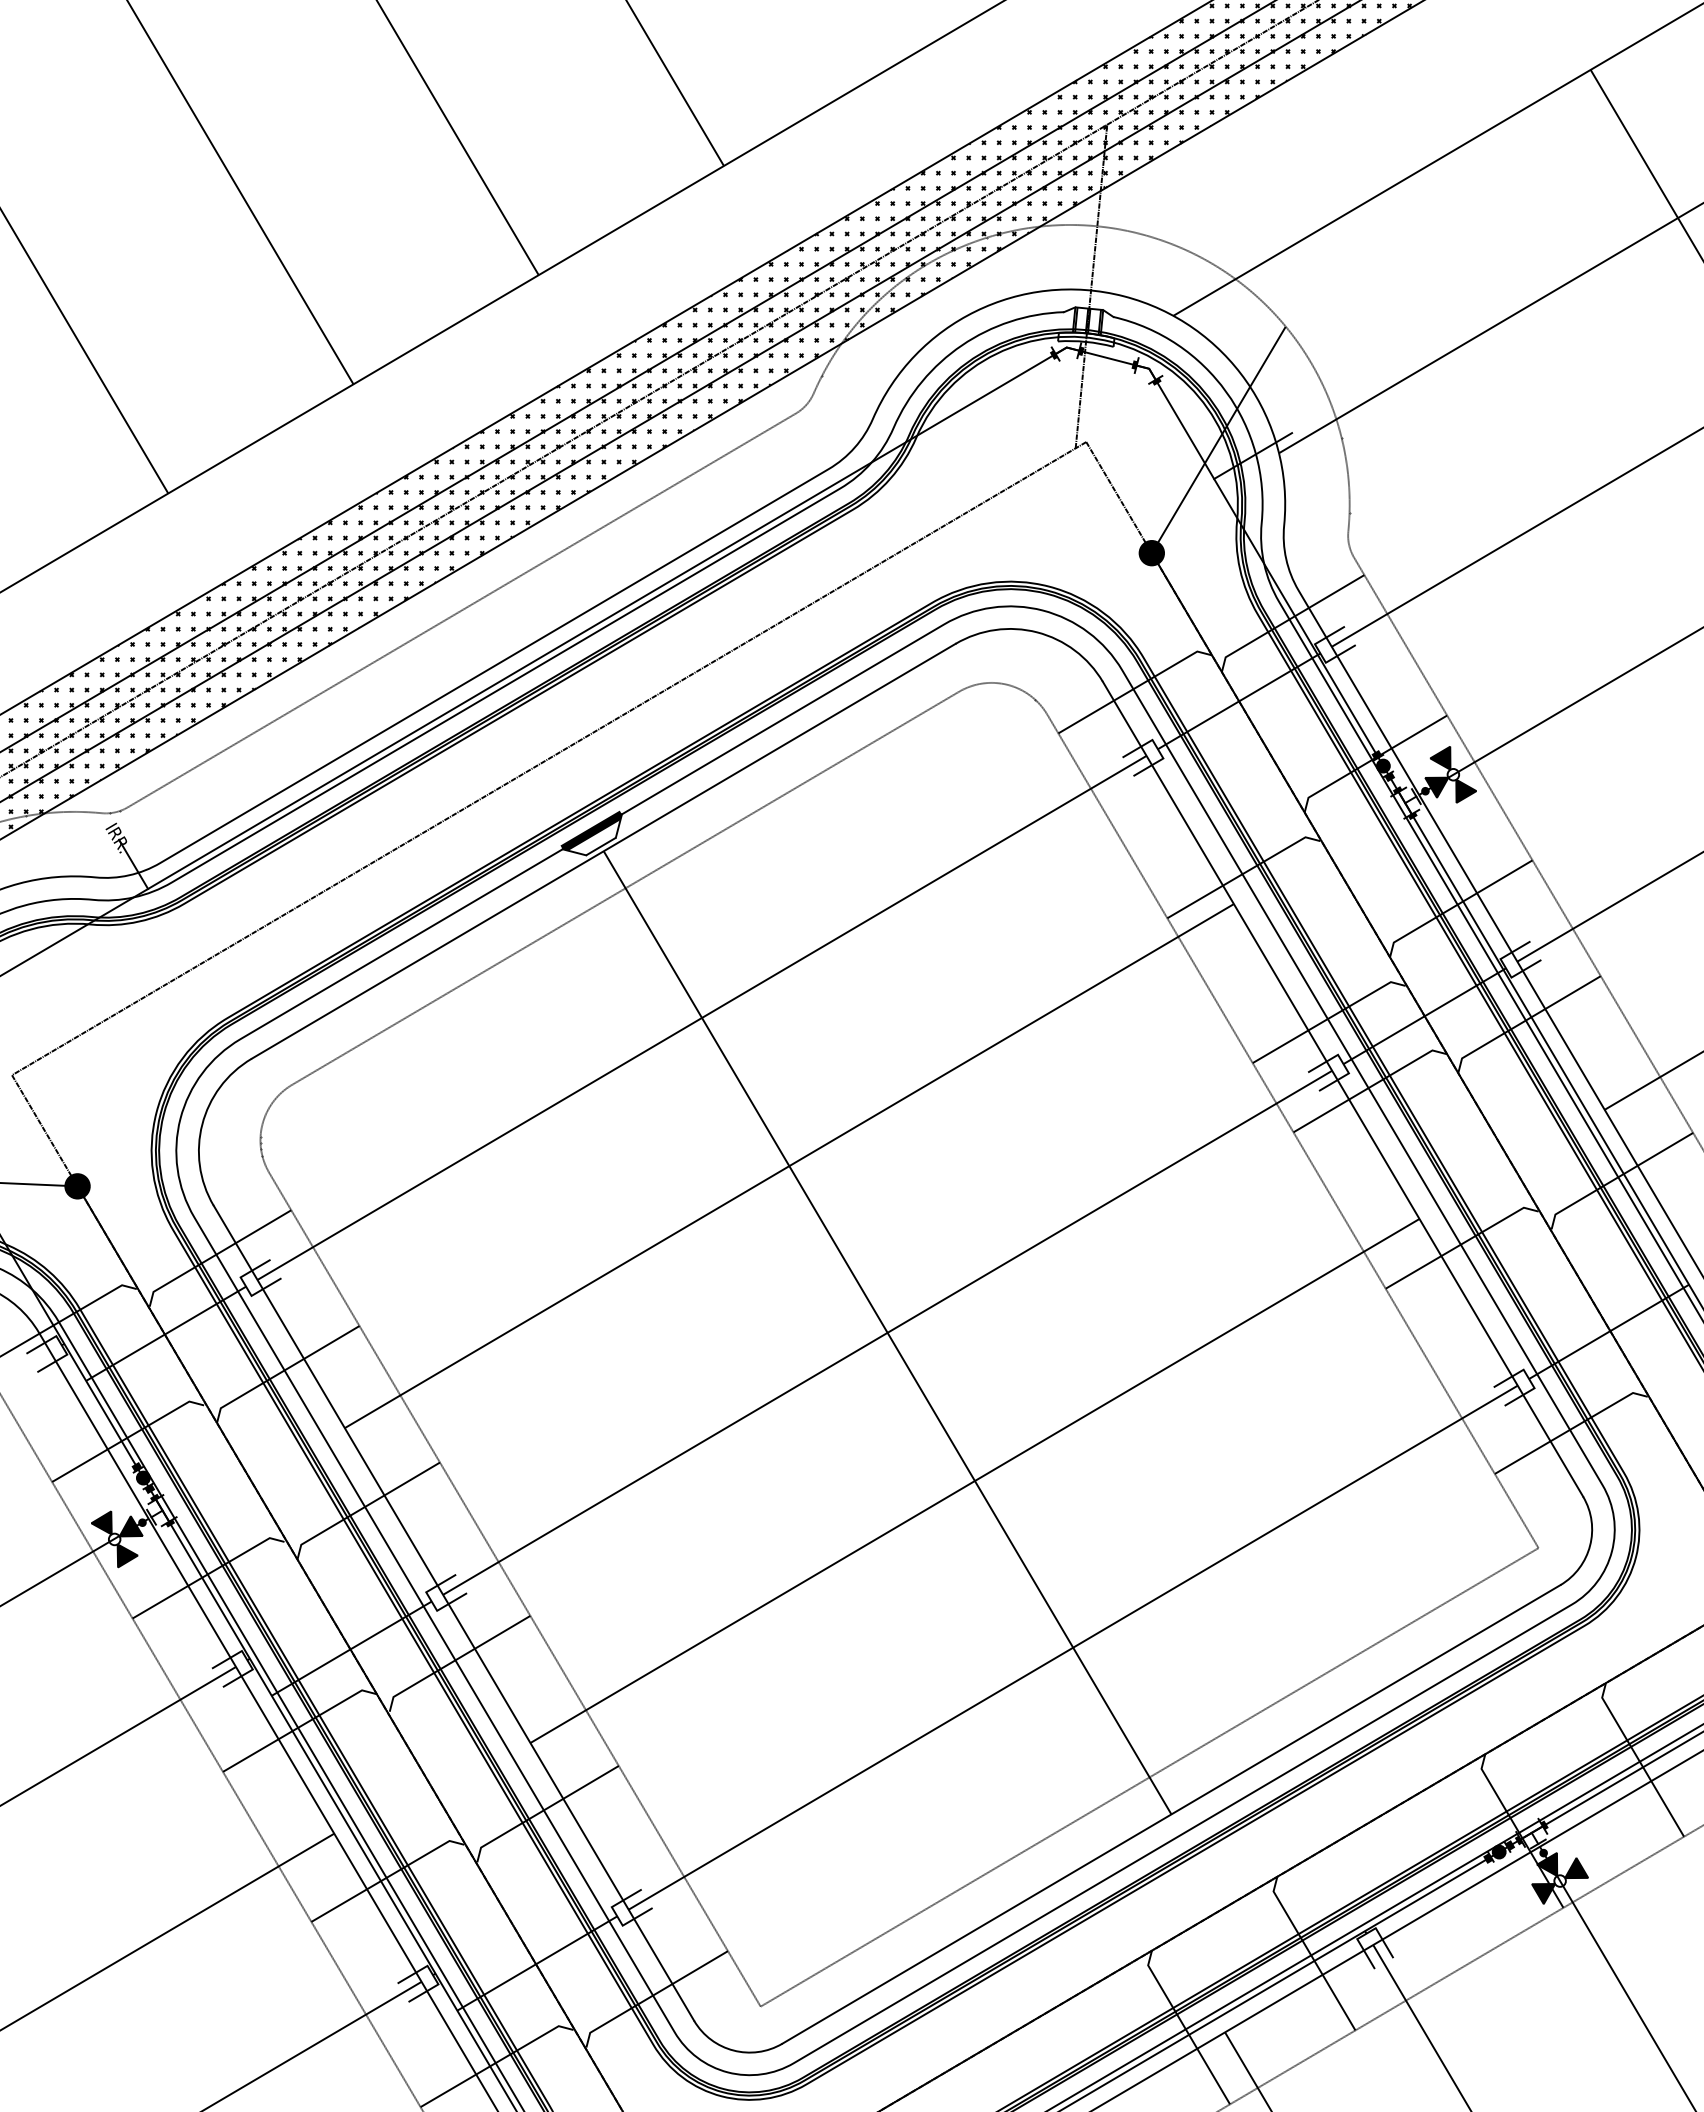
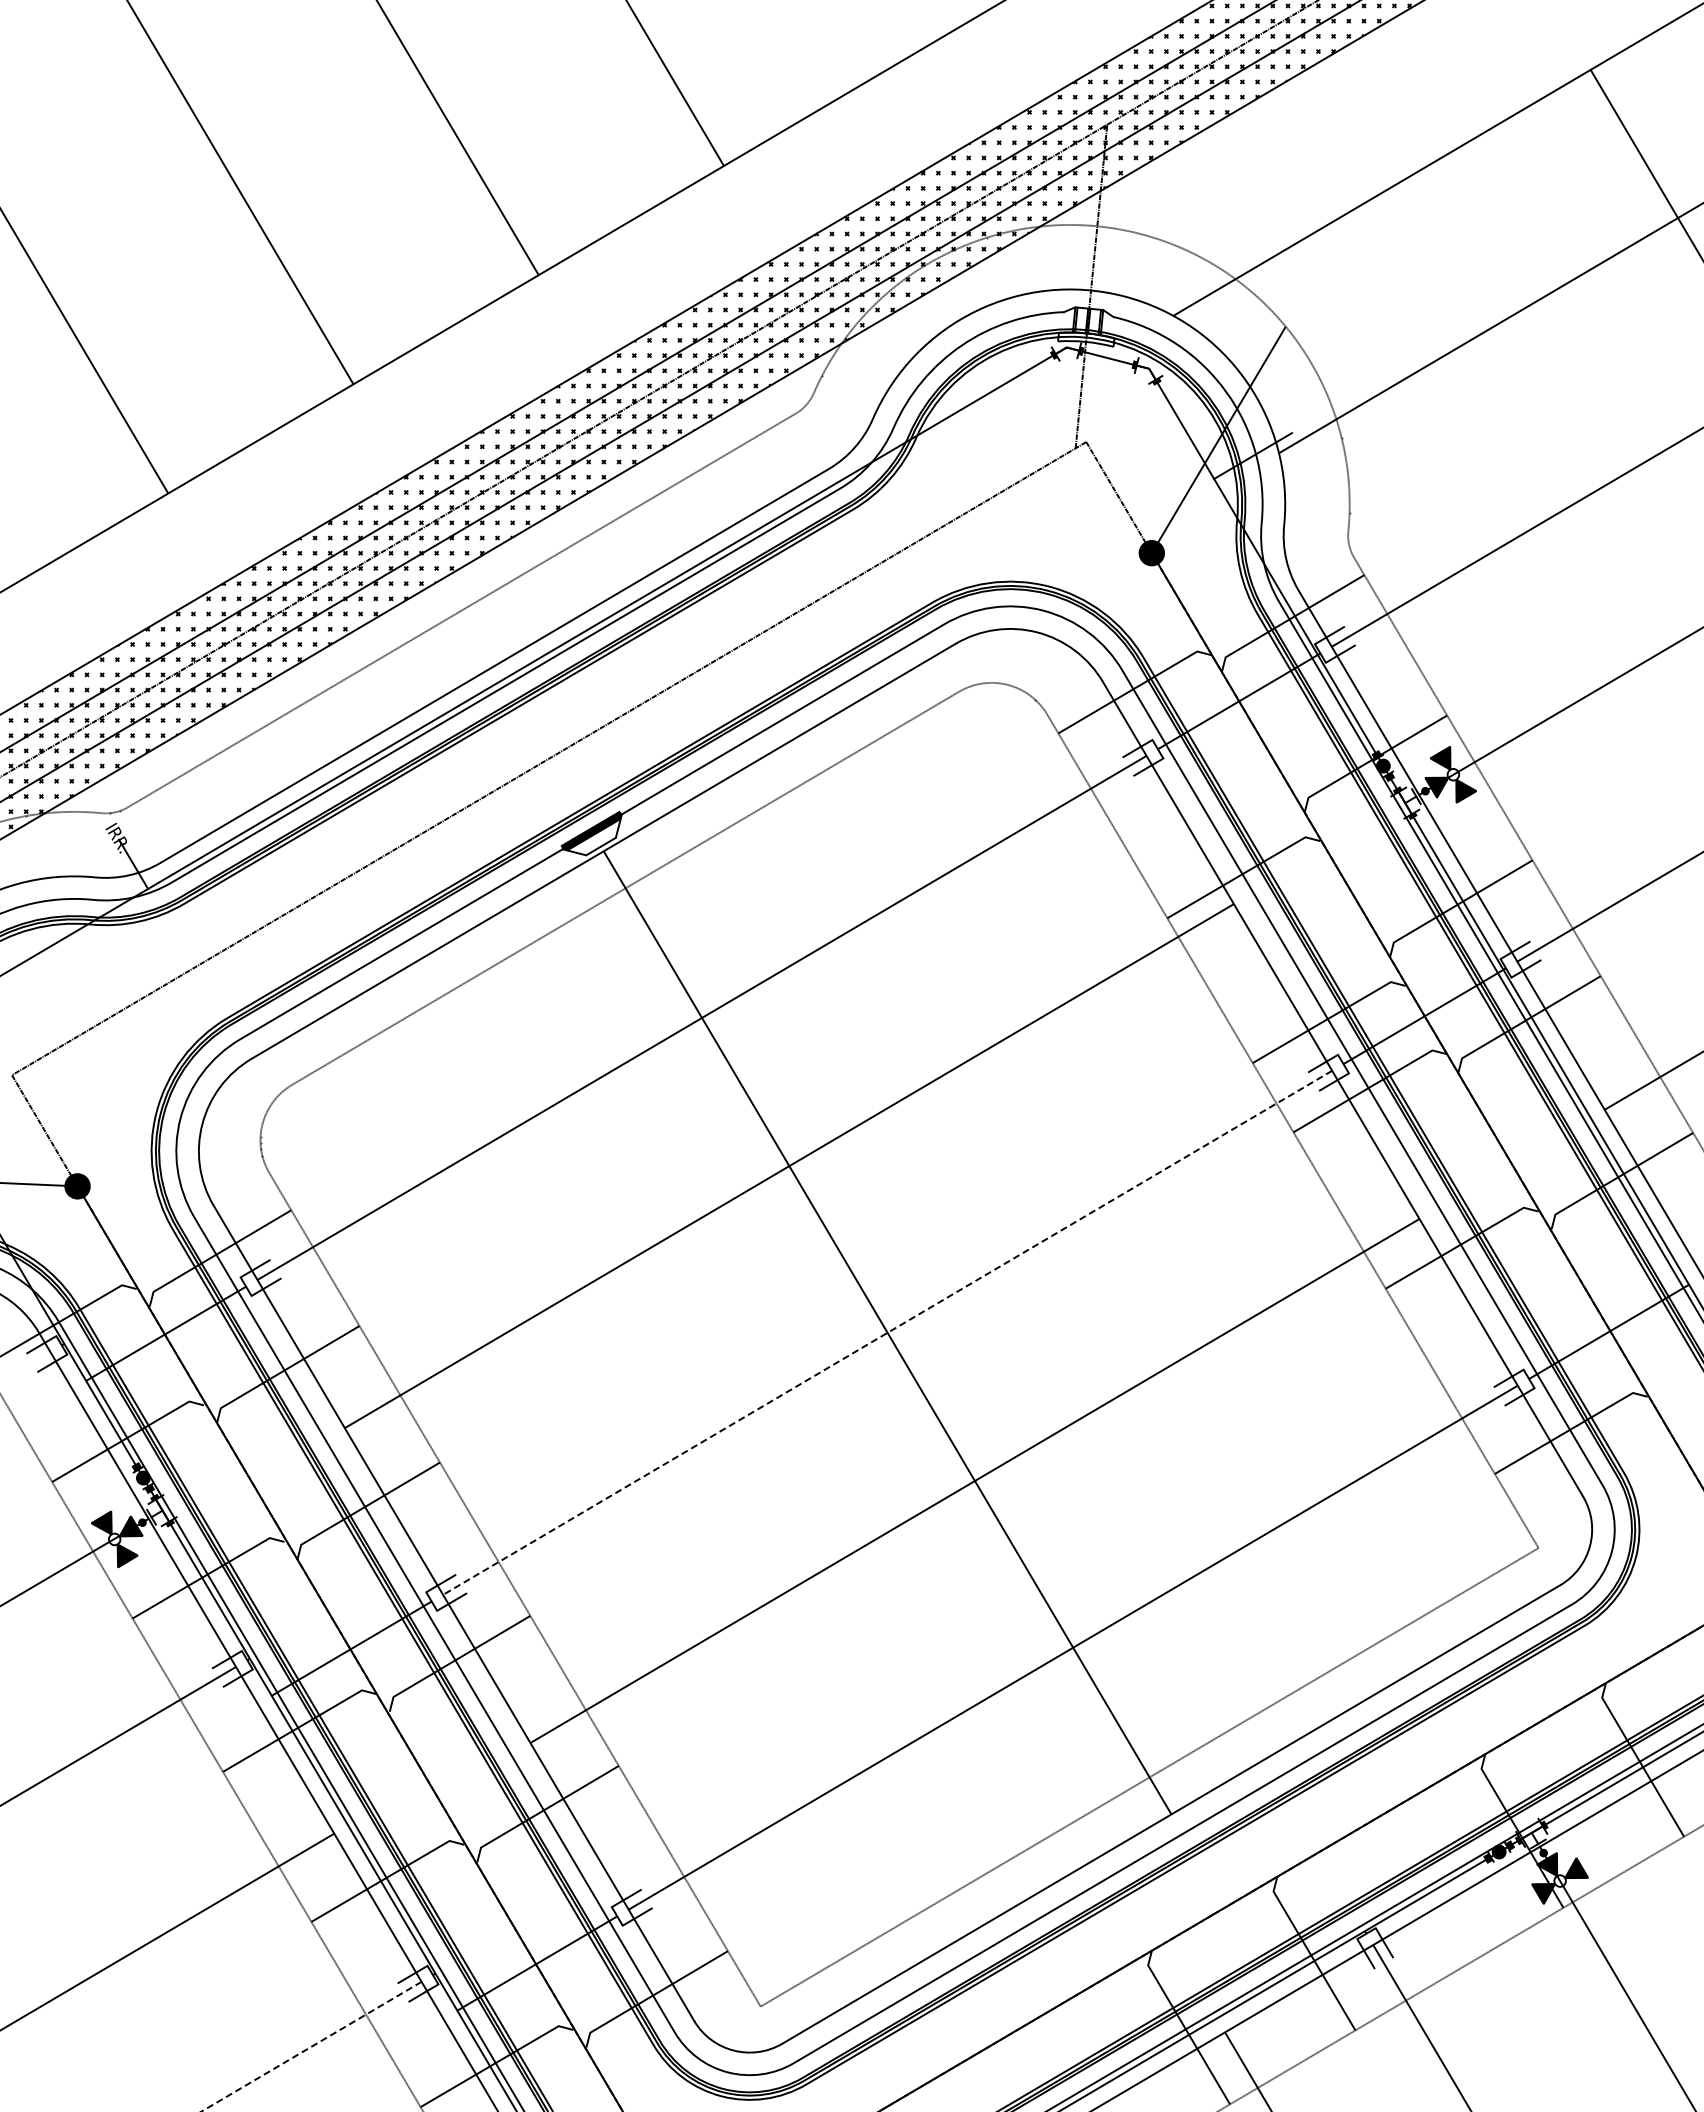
line: solid -> dashed (887, 1333)
line: solid -> dashed (311, 2046)
